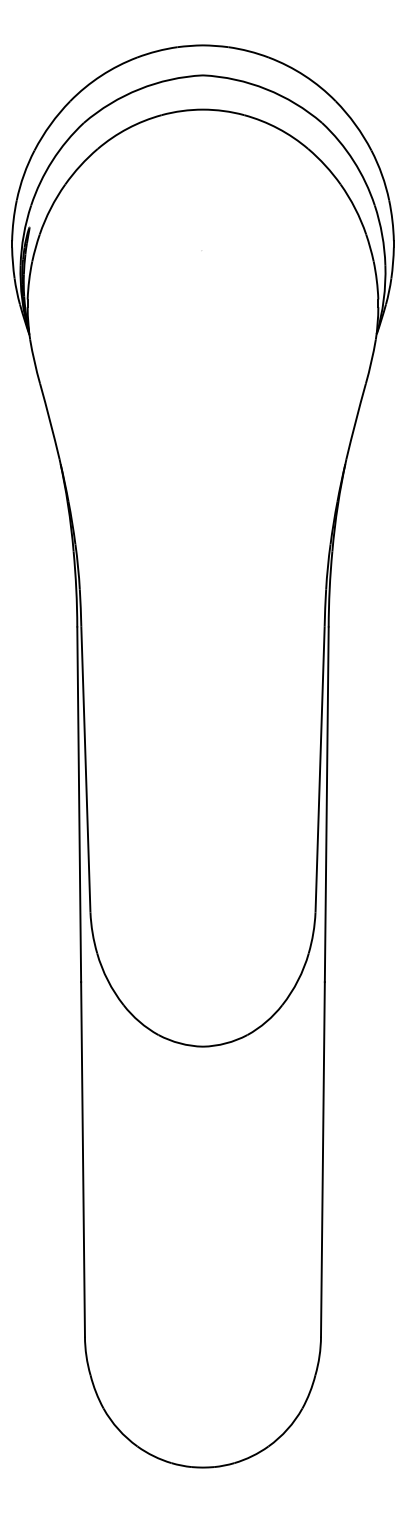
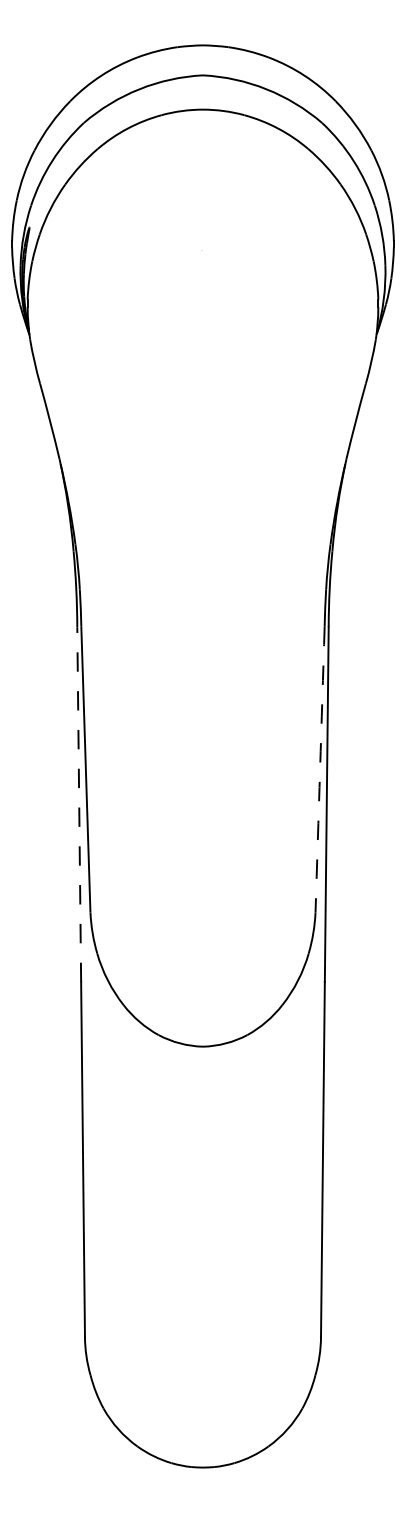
arc: solid -> dashed (320, 769)
line: solid -> dashed (79, 804)
